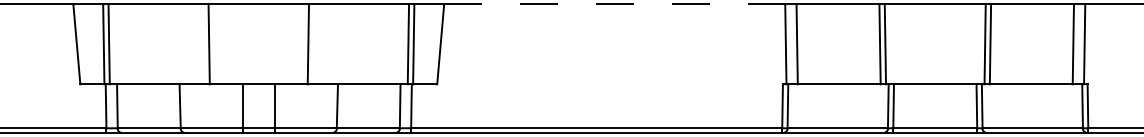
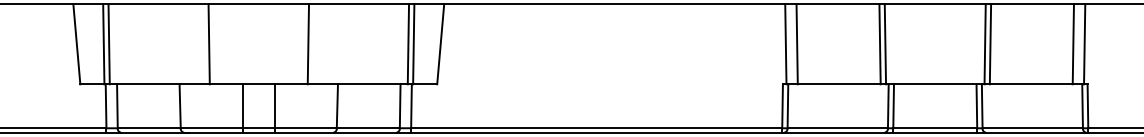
line: dashed -> solid (614, 4)
